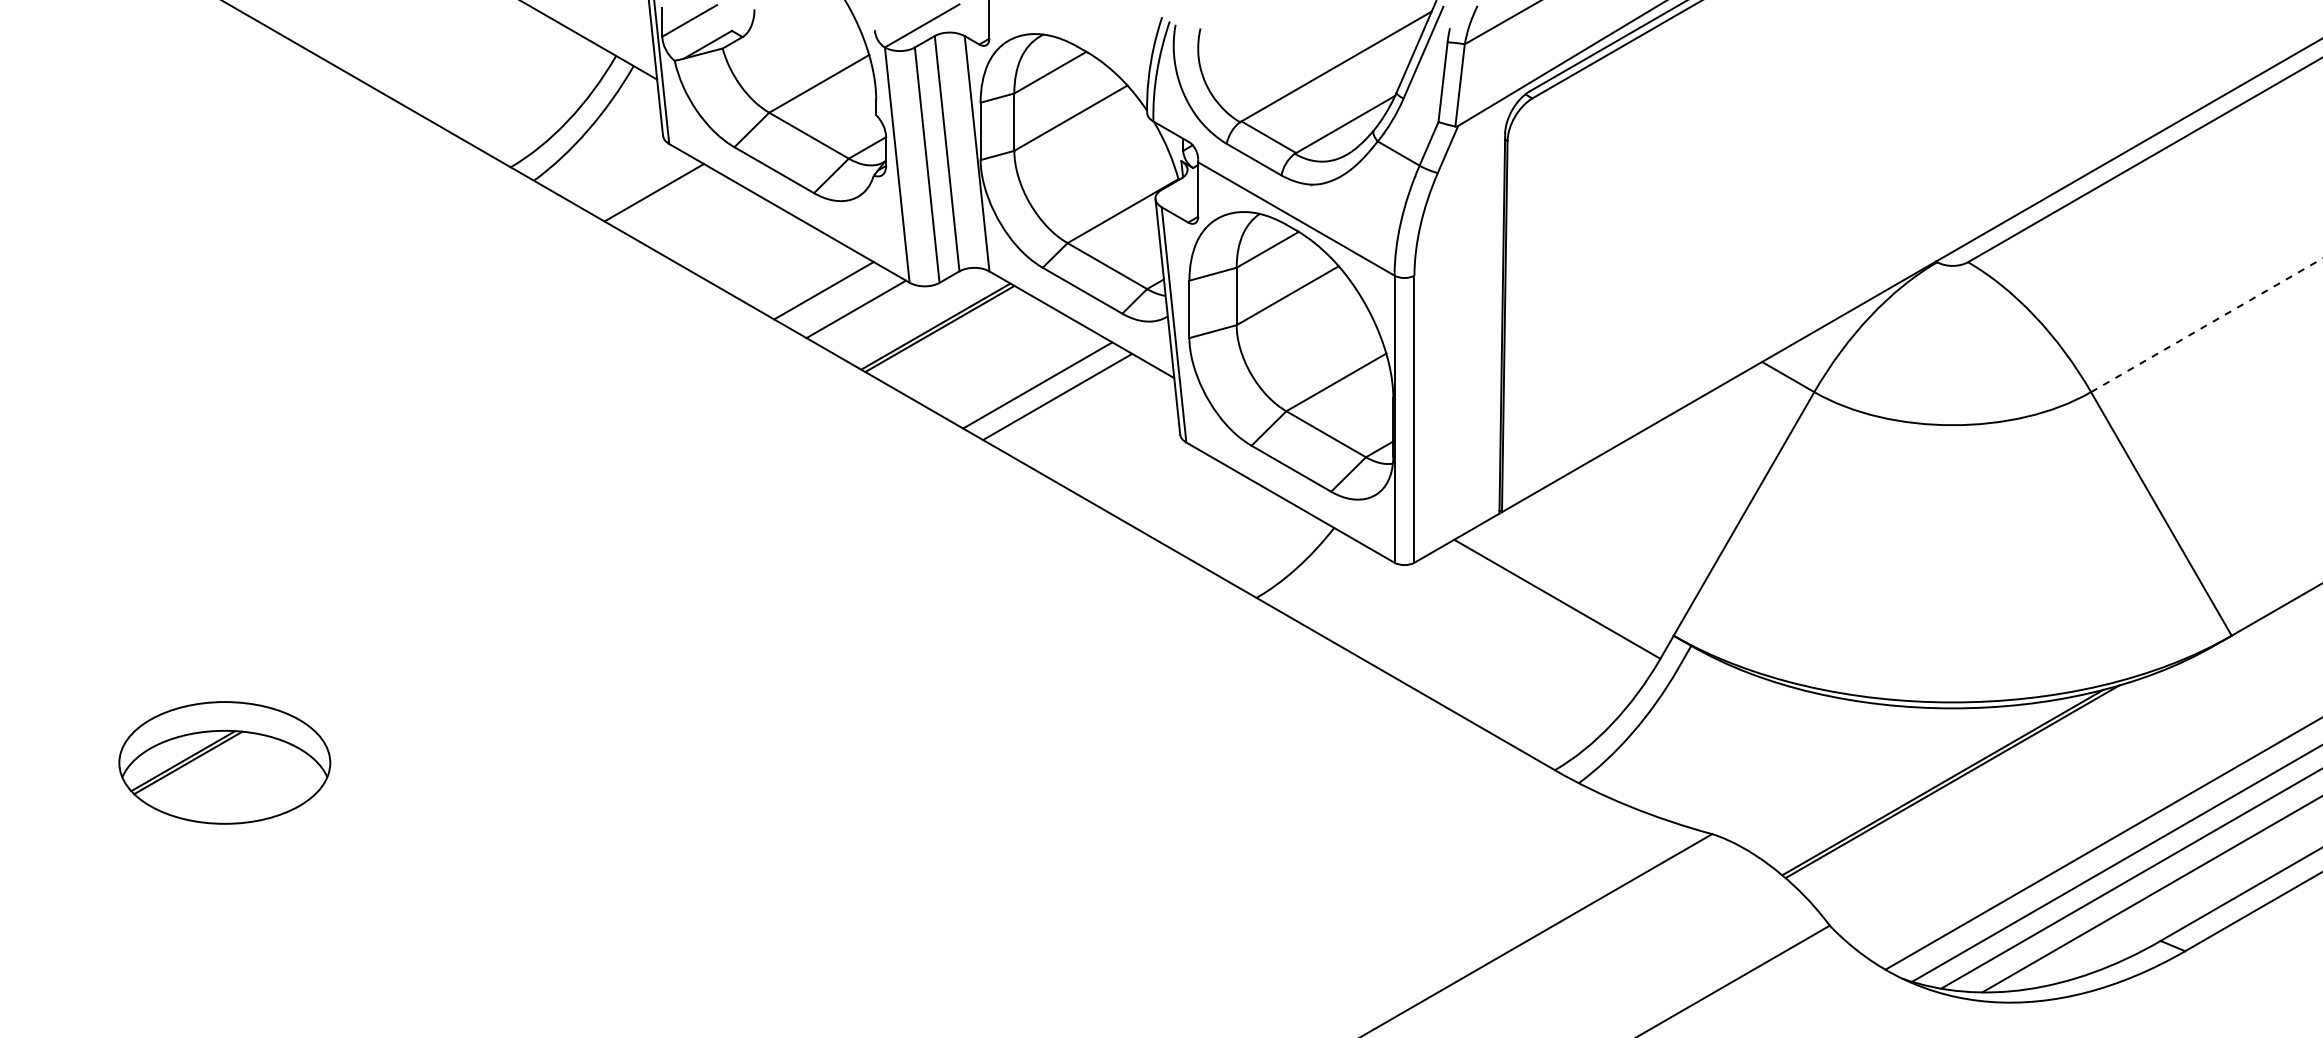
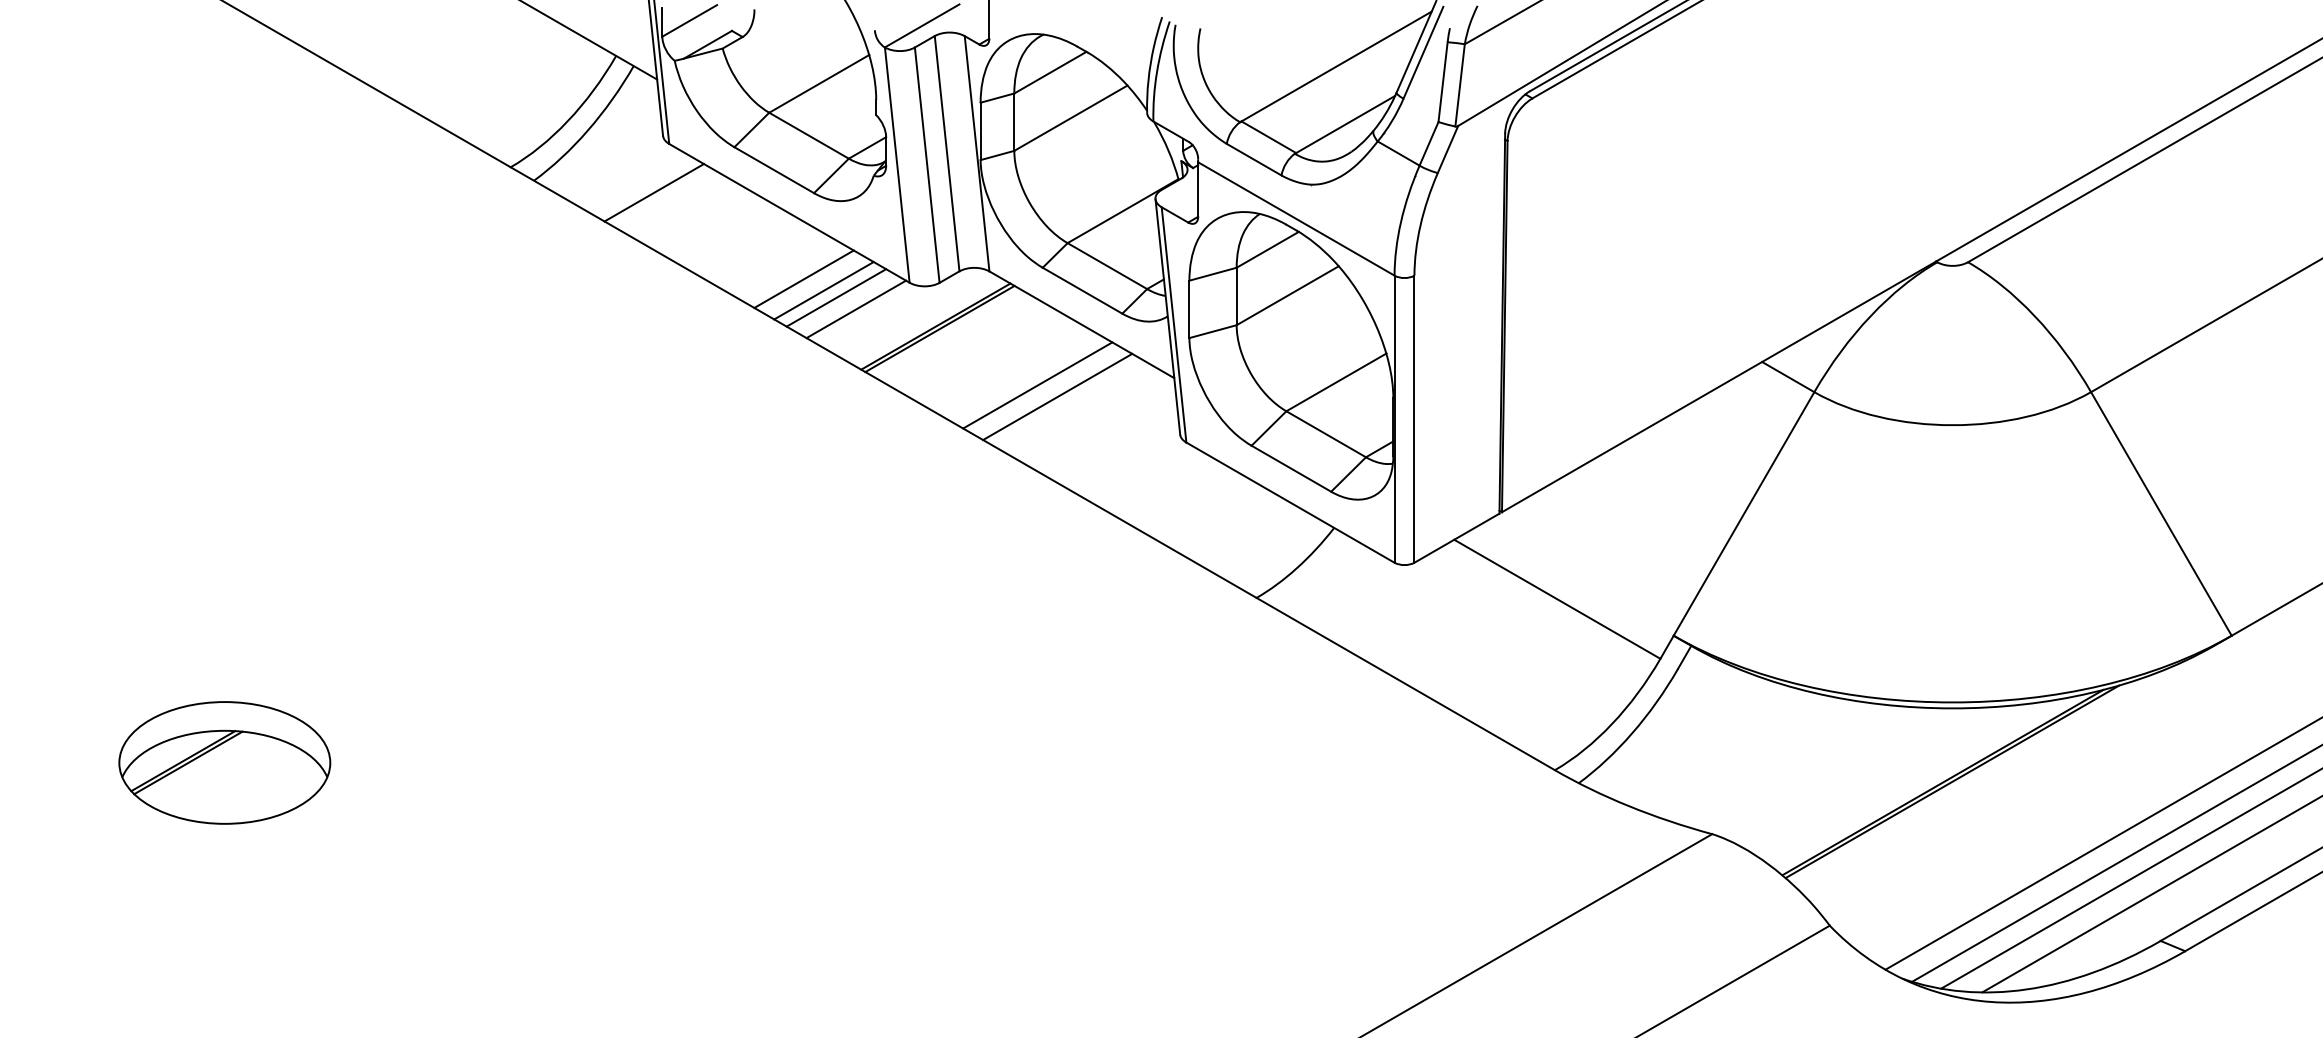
line: none -> present (803, 278)
line: none -> present (836, 297)
line: dashed -> solid (2207, 325)
